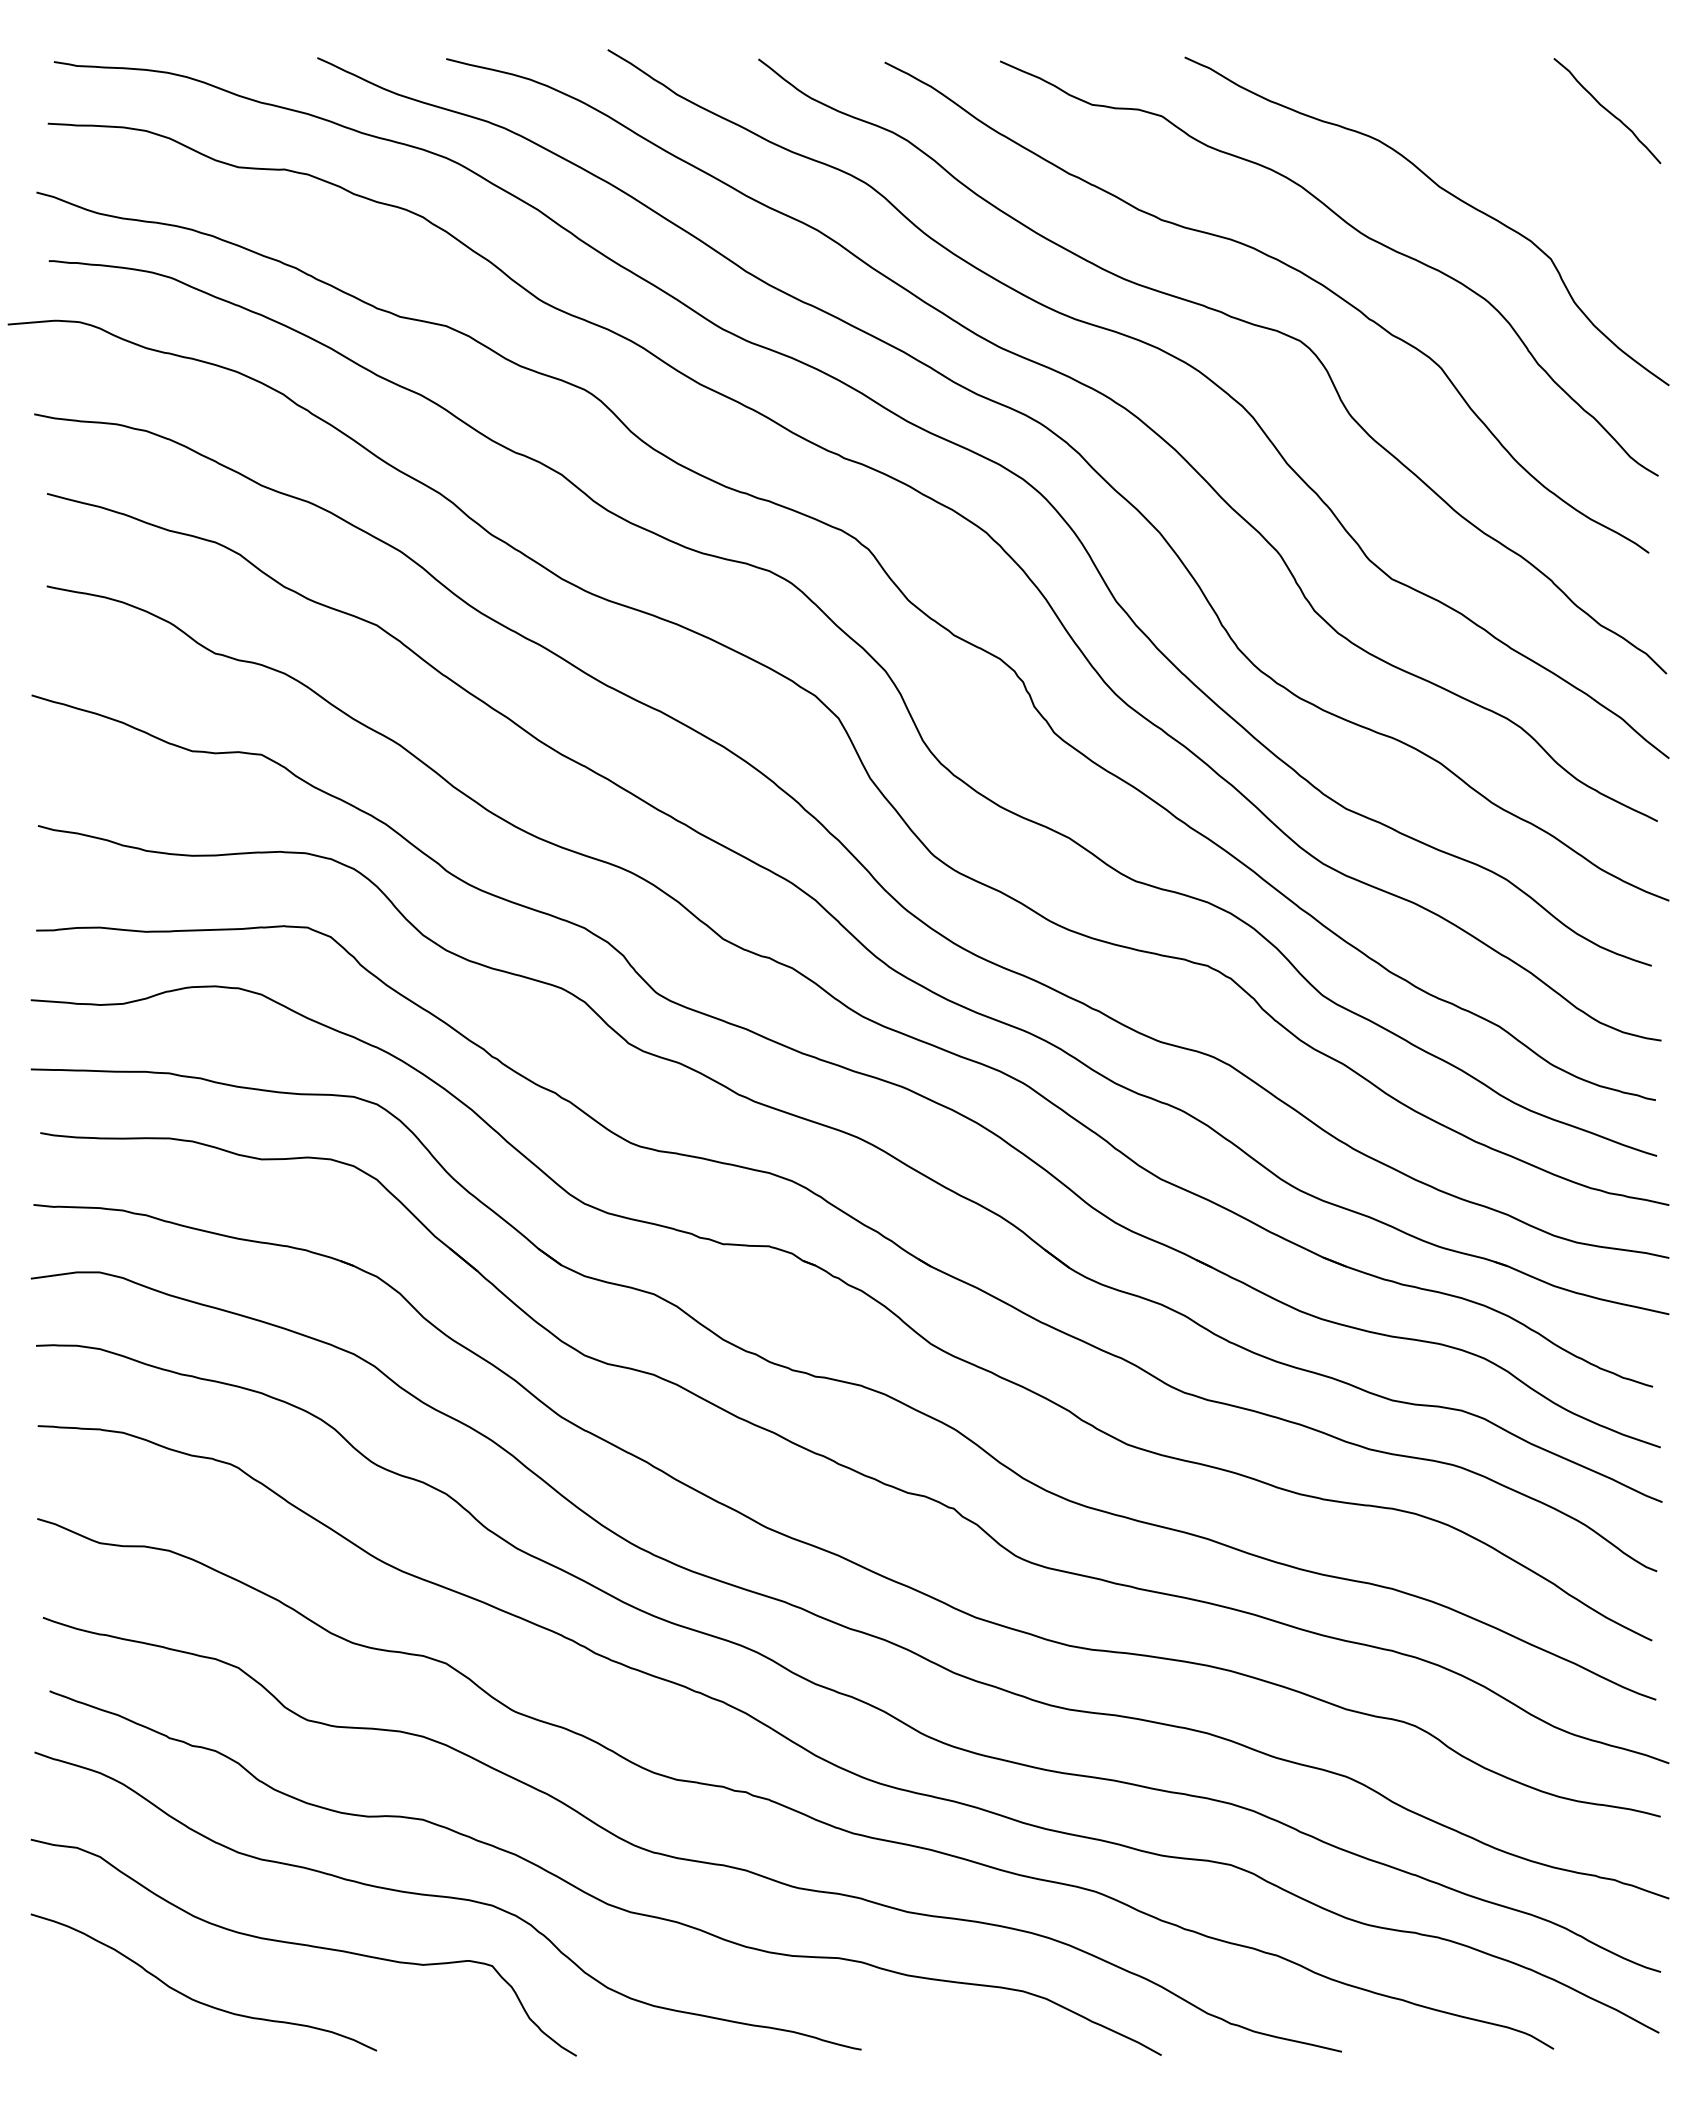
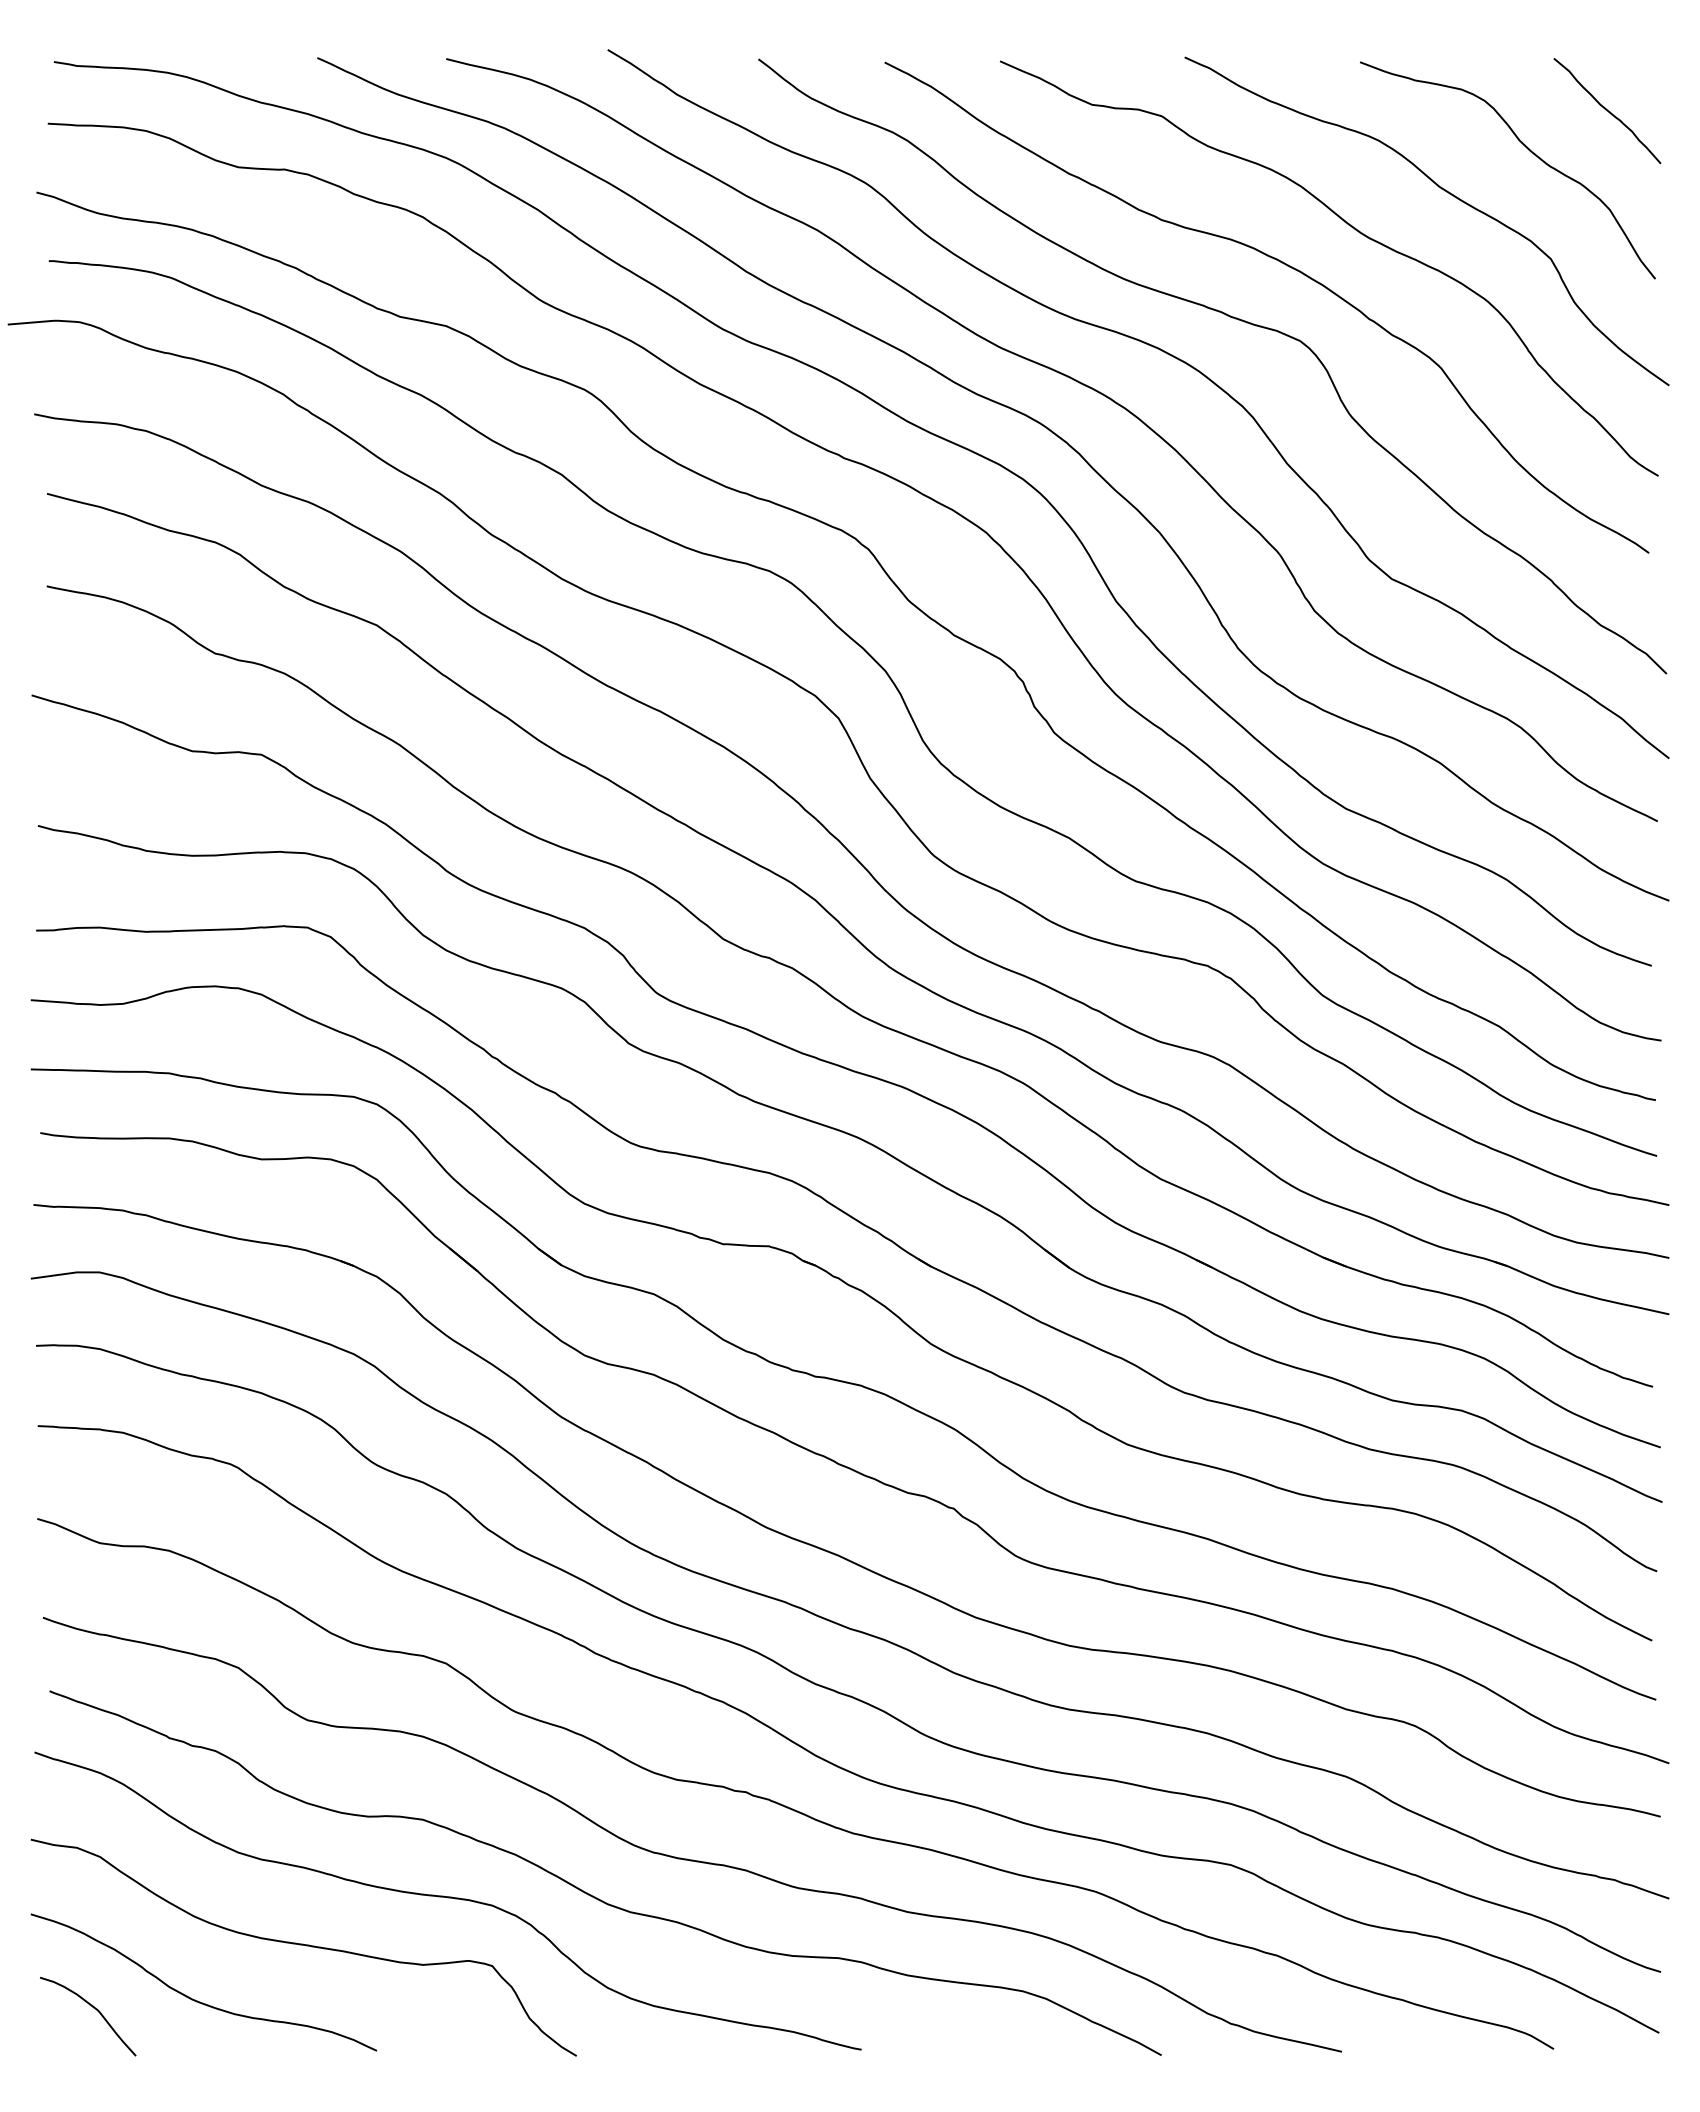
curve: none -> present (1527, 149)
curve: none -> present (93, 2008)
